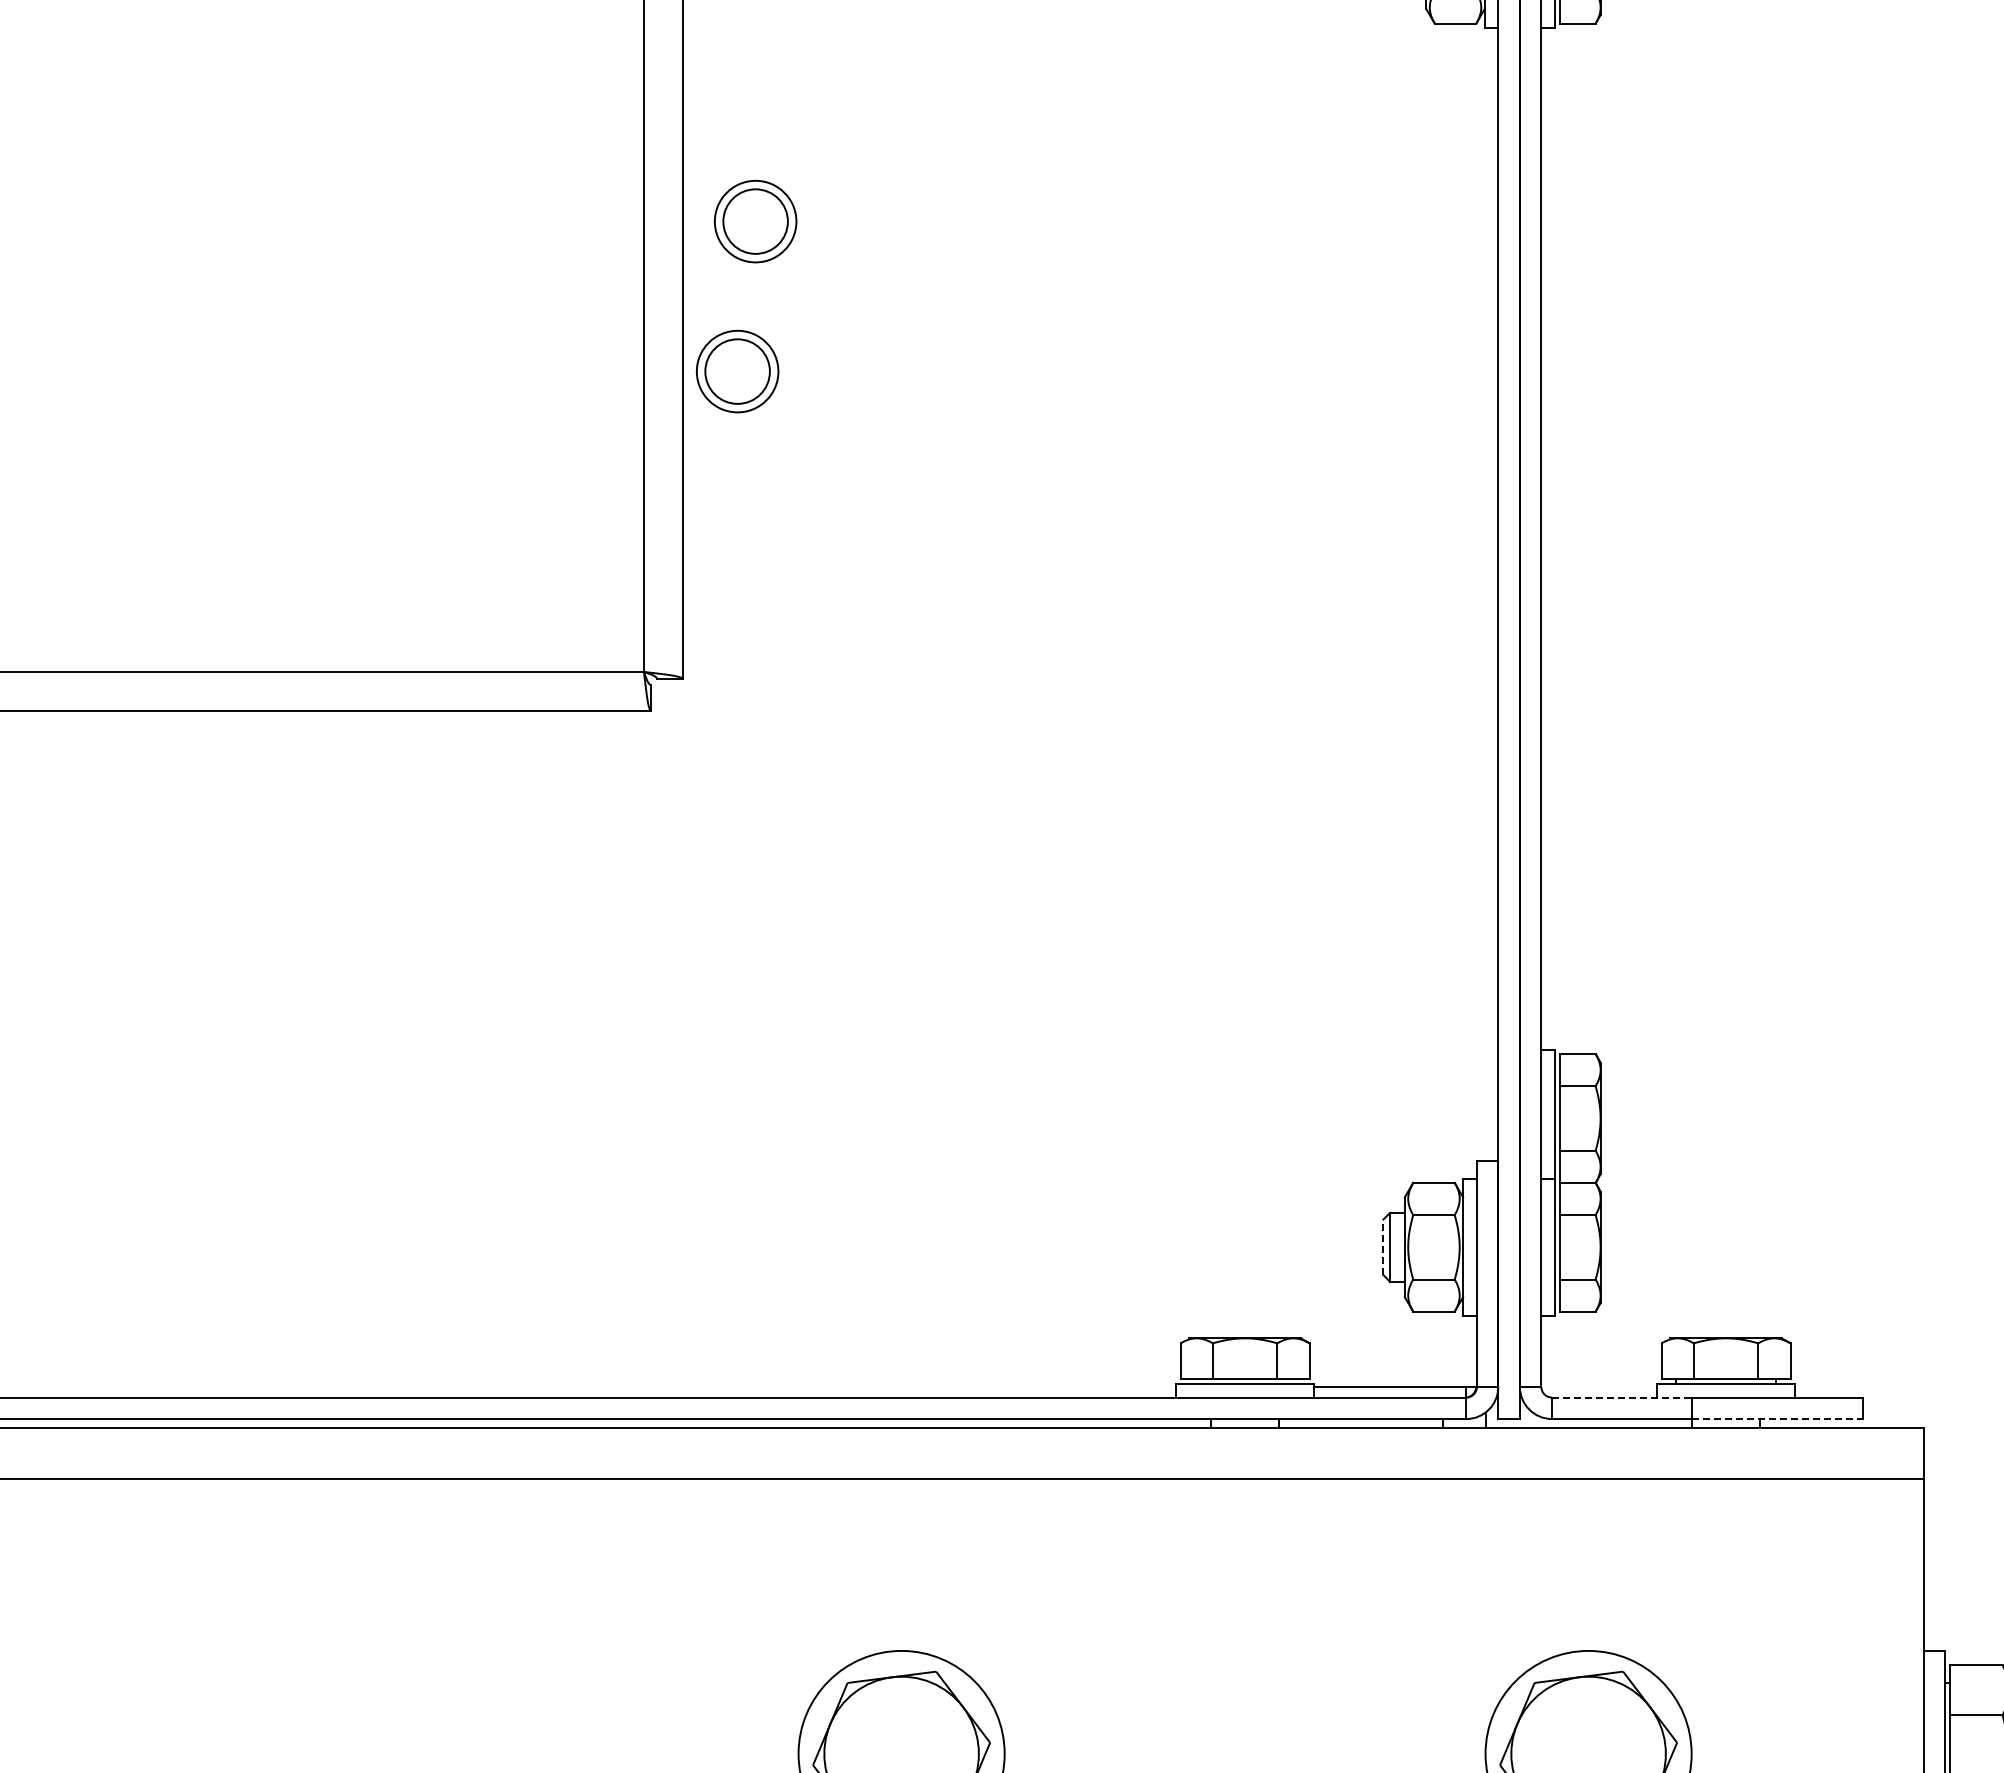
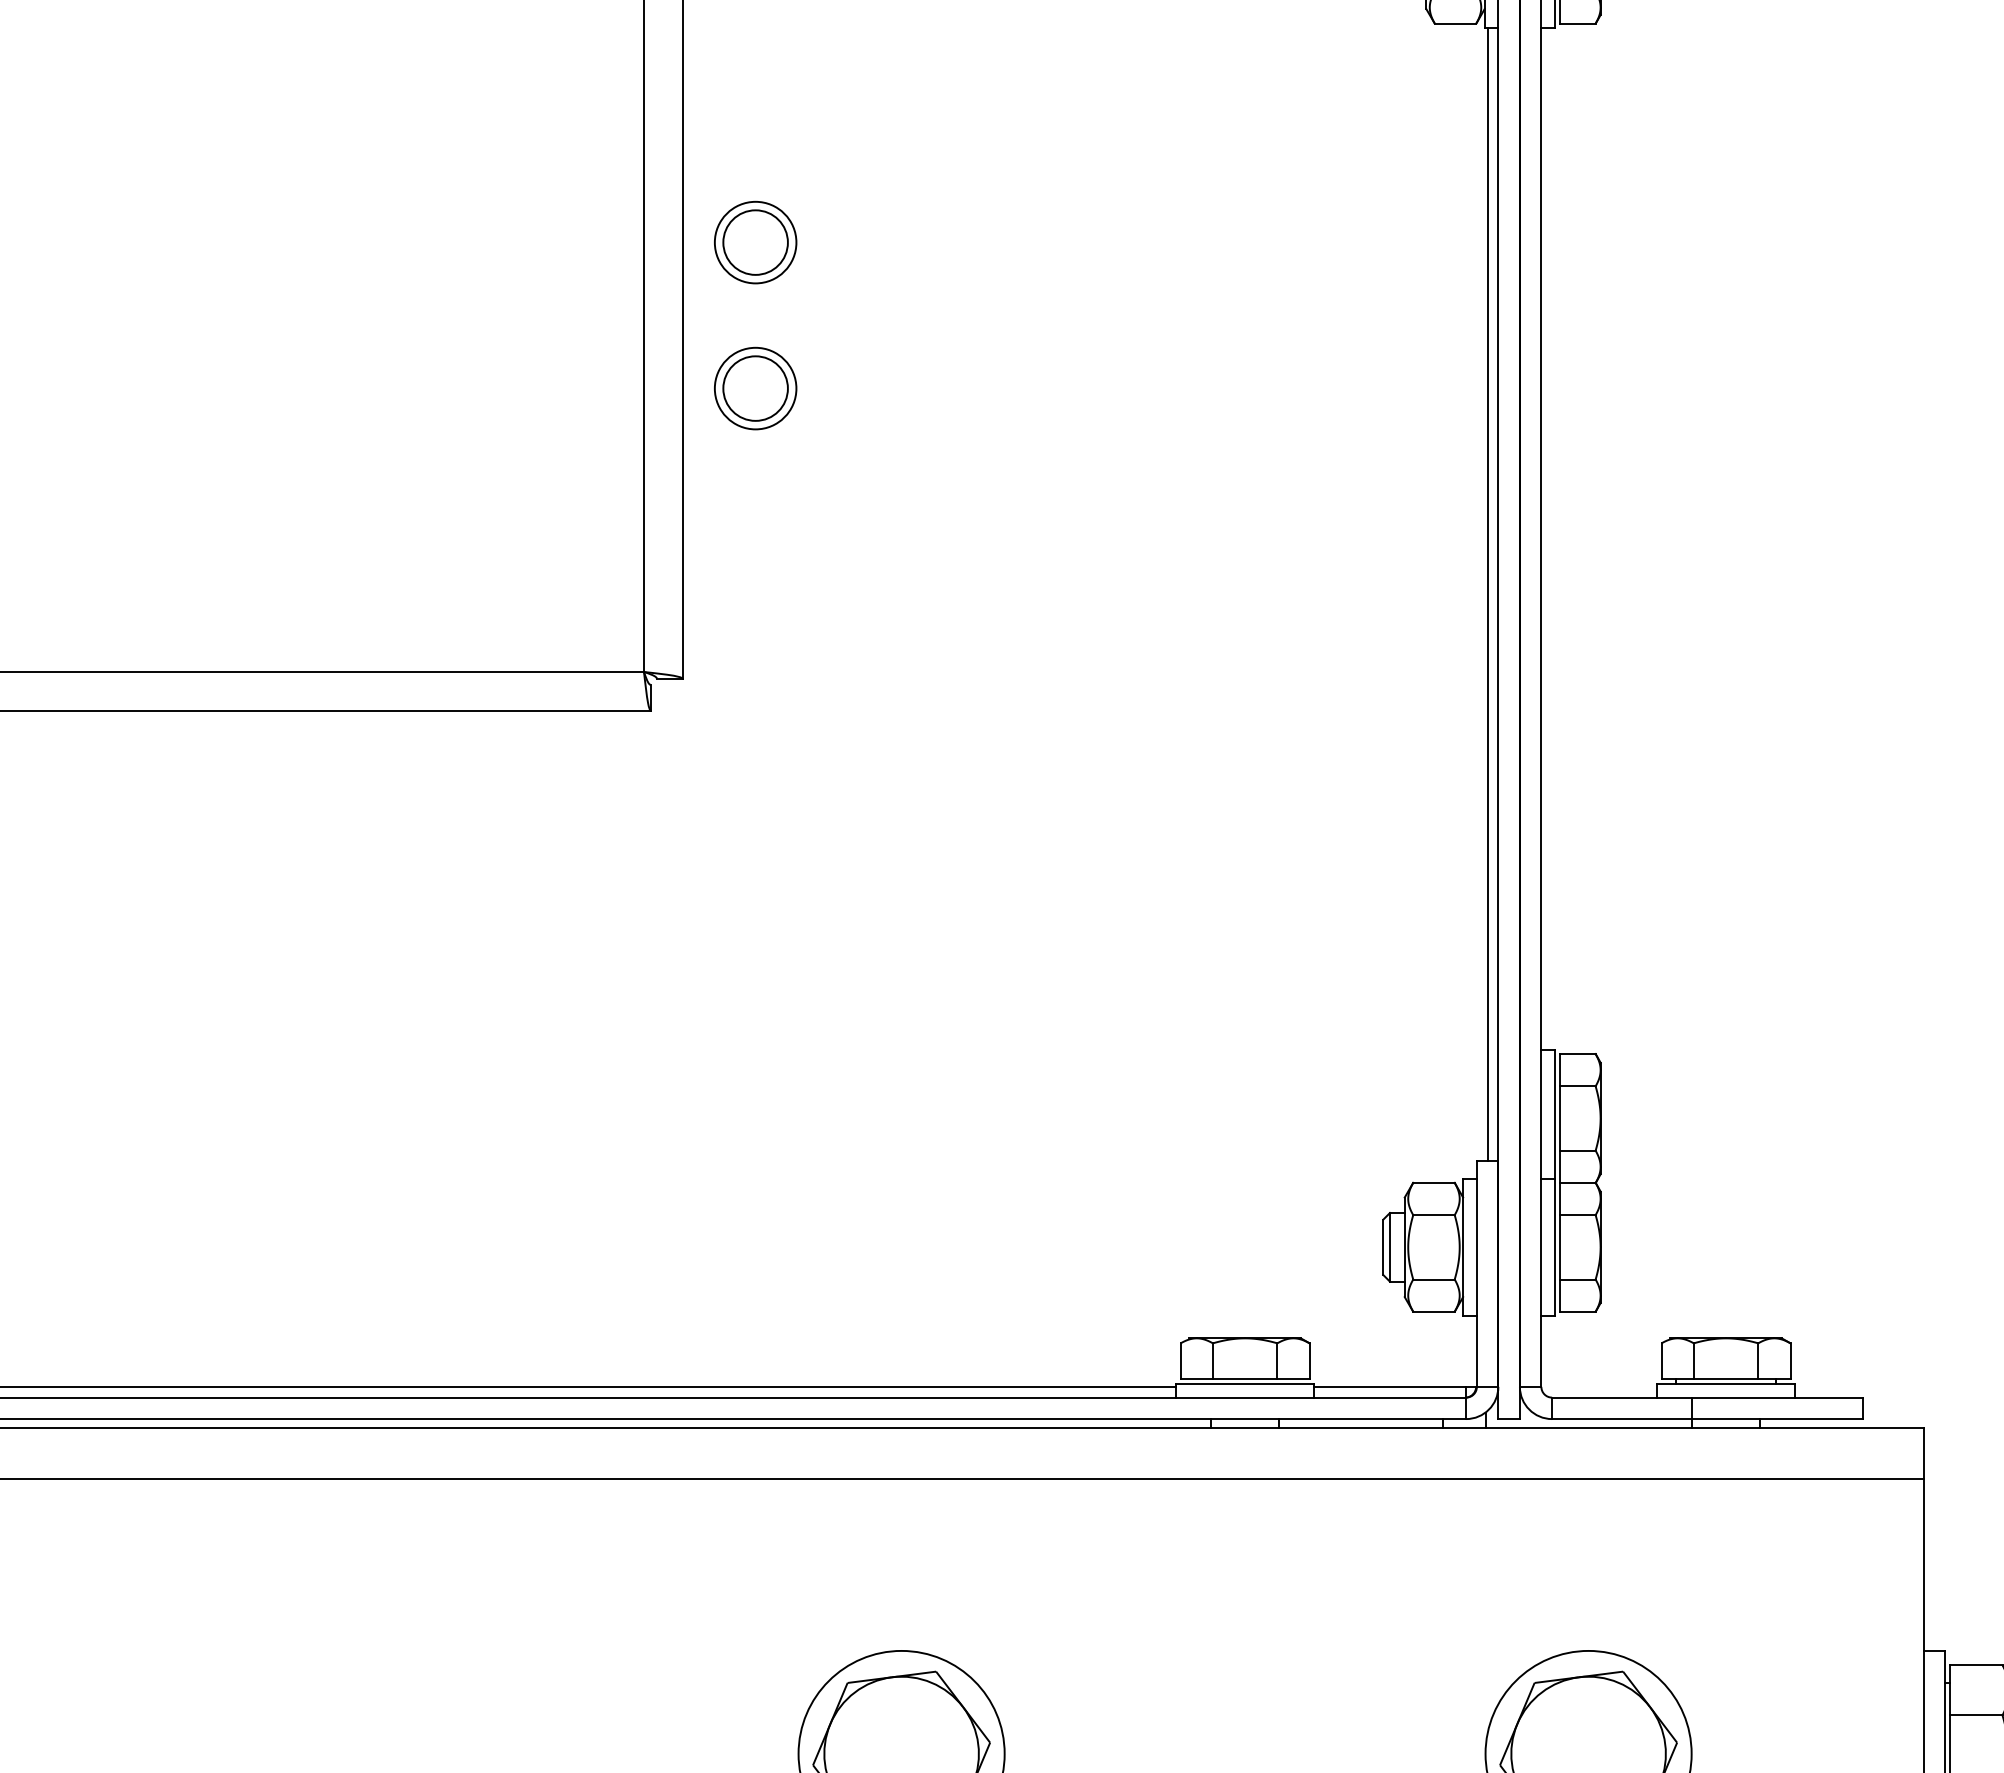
part position: (755, 221) -> (755, 242) (755, 242)
part position: (737, 371) -> (755, 388) (755, 388)
line: none -> present (1487, 594)
line: dashed -> solid (1383, 1247)
line: none -> present (589, 1386)
line: dashed -> solid (1621, 1397)
line: dashed -> solid (1777, 1419)
